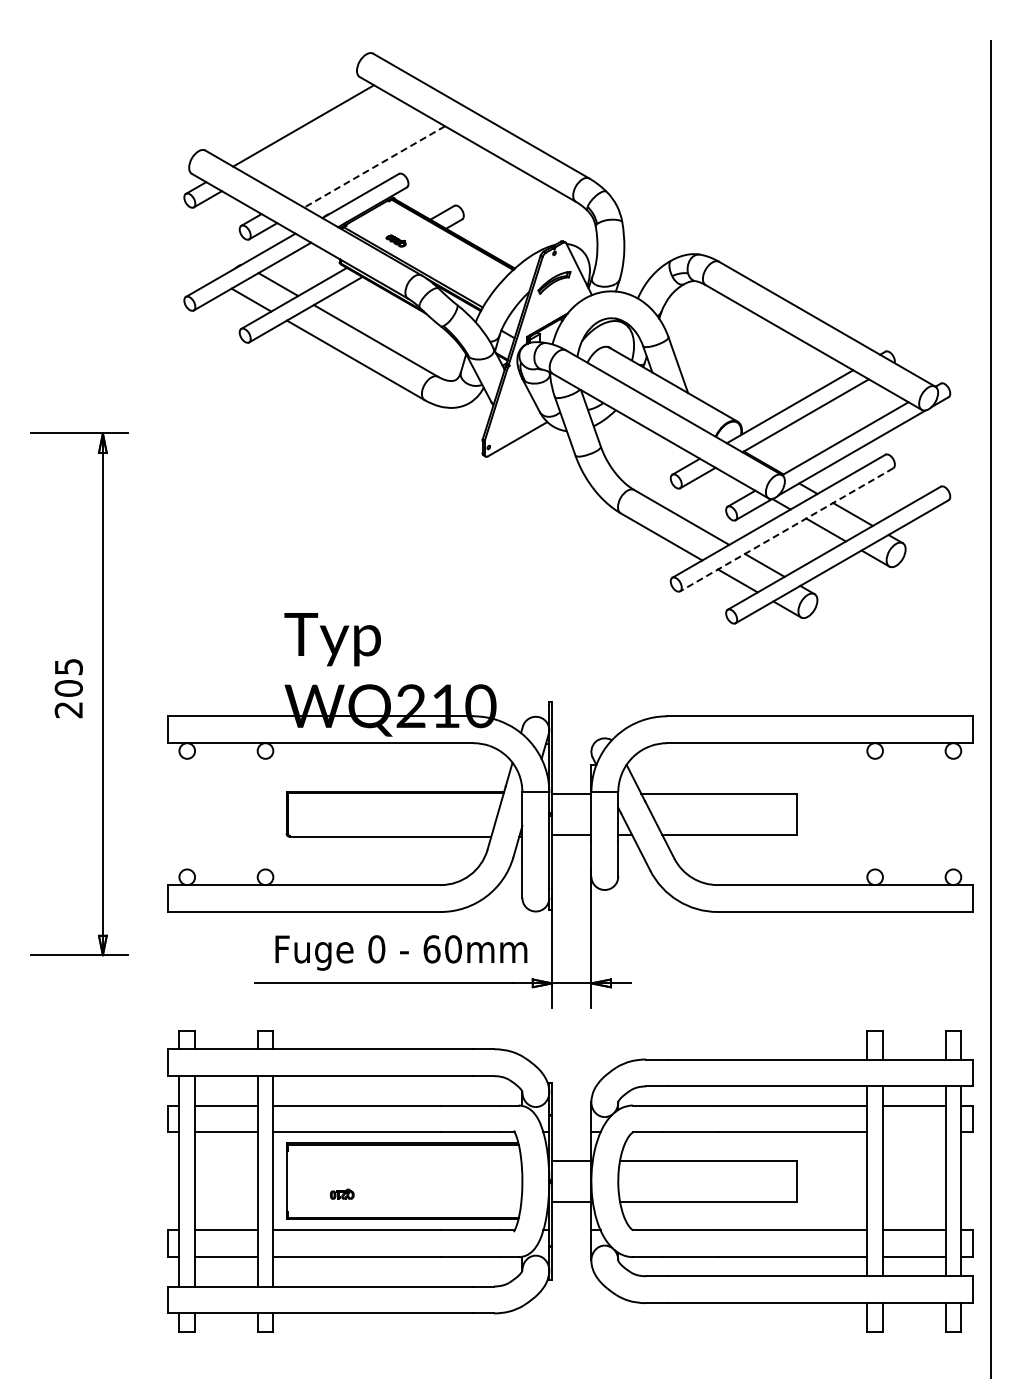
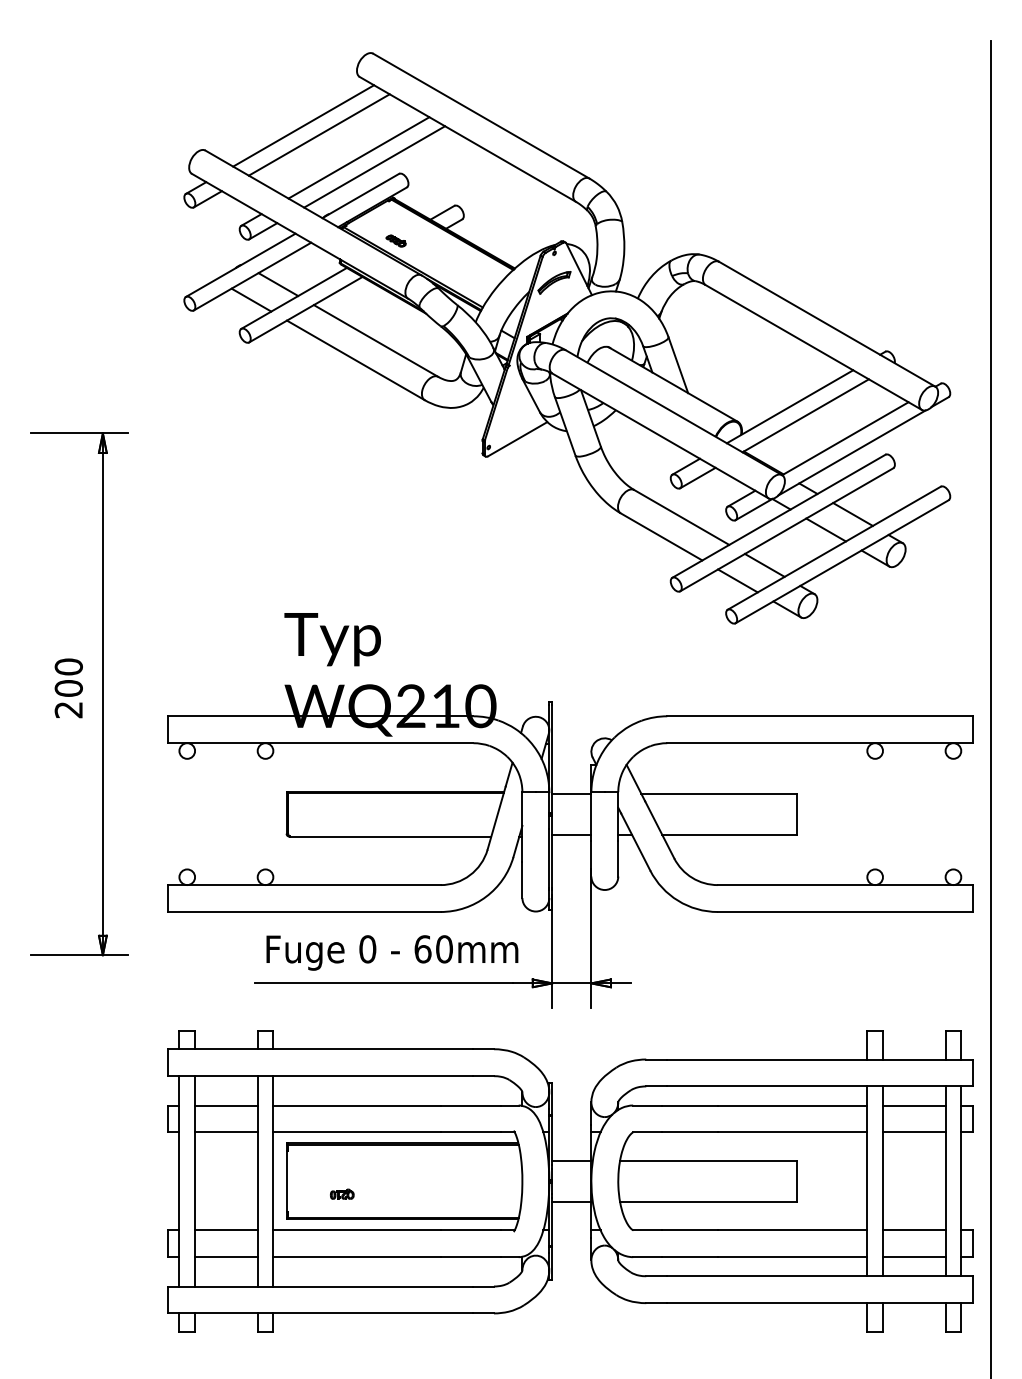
line: none -> present (318, 134)
line: none -> present (358, 157)
line: dashed -> solid (374, 167)
line: dashed -> solid (786, 530)
text: 205 -> 200 (68, 666)
text position: (401, 952) -> (392, 952) (392, 952)
line: none -> present (913, 1132)
